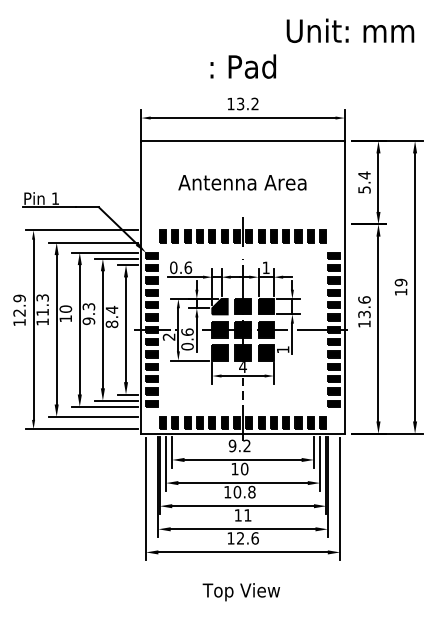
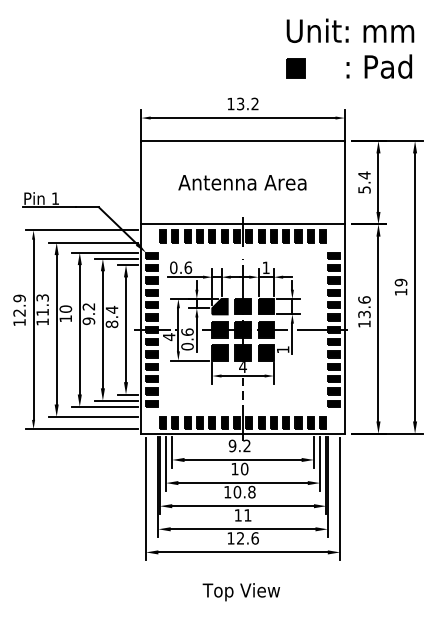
text position: (242, 66) -> (378, 66) (378, 66)
part: none -> present (295, 68)
line: none -> present (242, 224)
text: 9.3 -> 9.2 (89, 306)
text: 2 -> 4 (168, 337)
